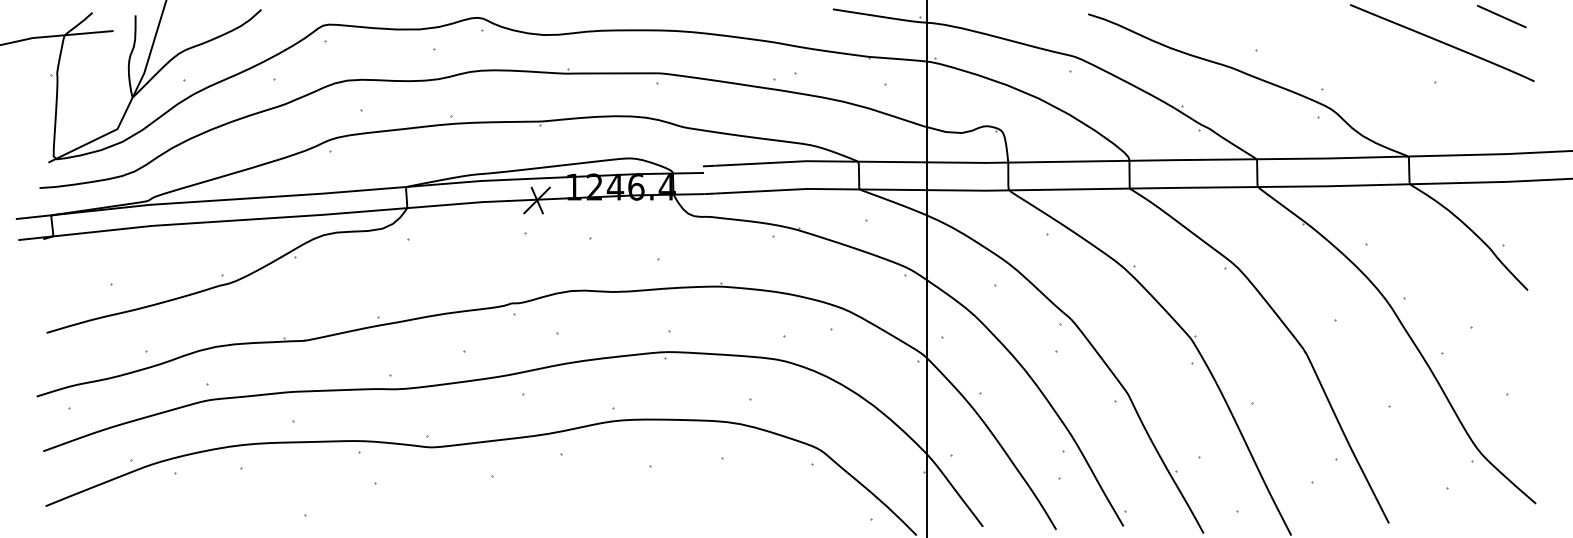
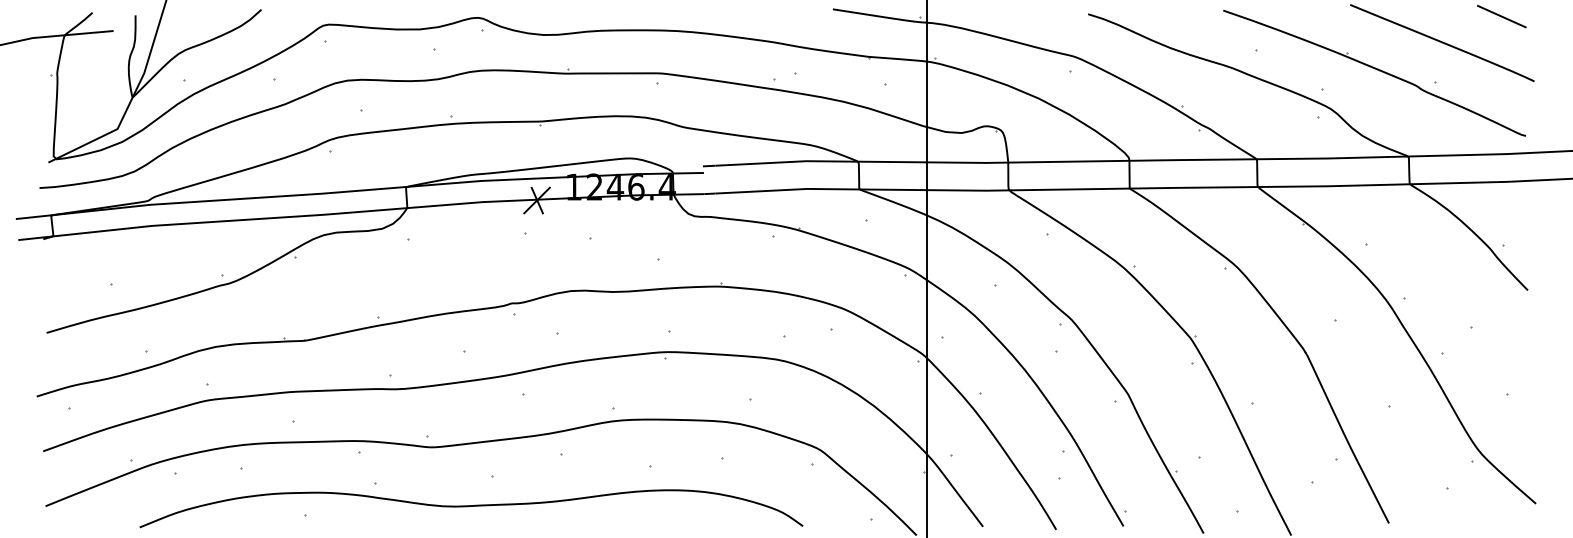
part: none -> present (1374, 72)
curve: none -> present (471, 506)
